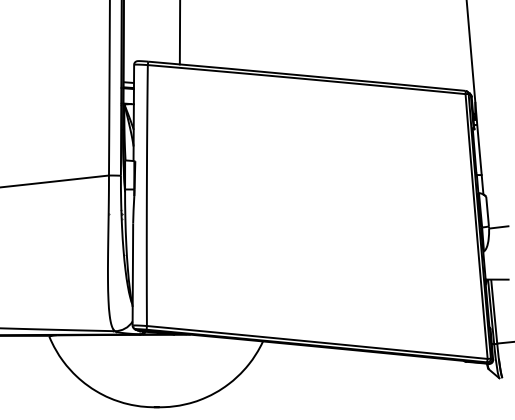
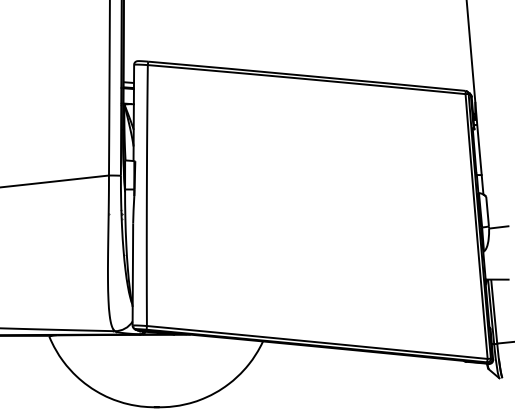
line: present -> none (179, 33)
